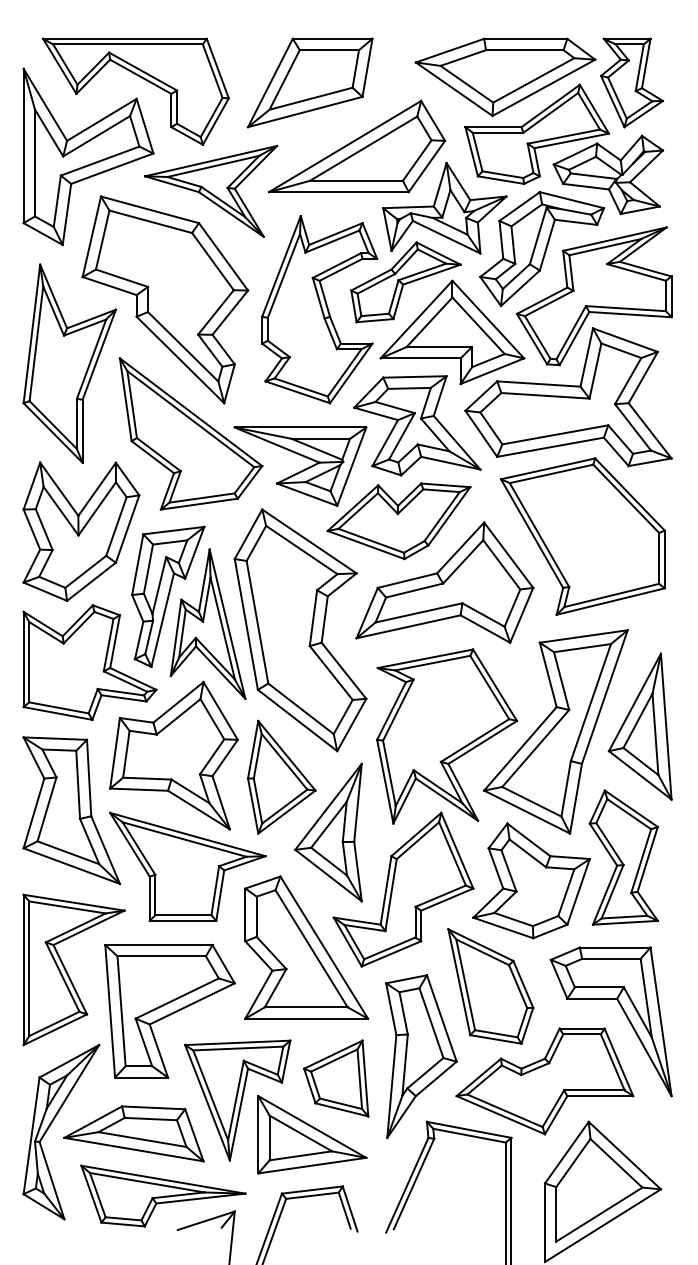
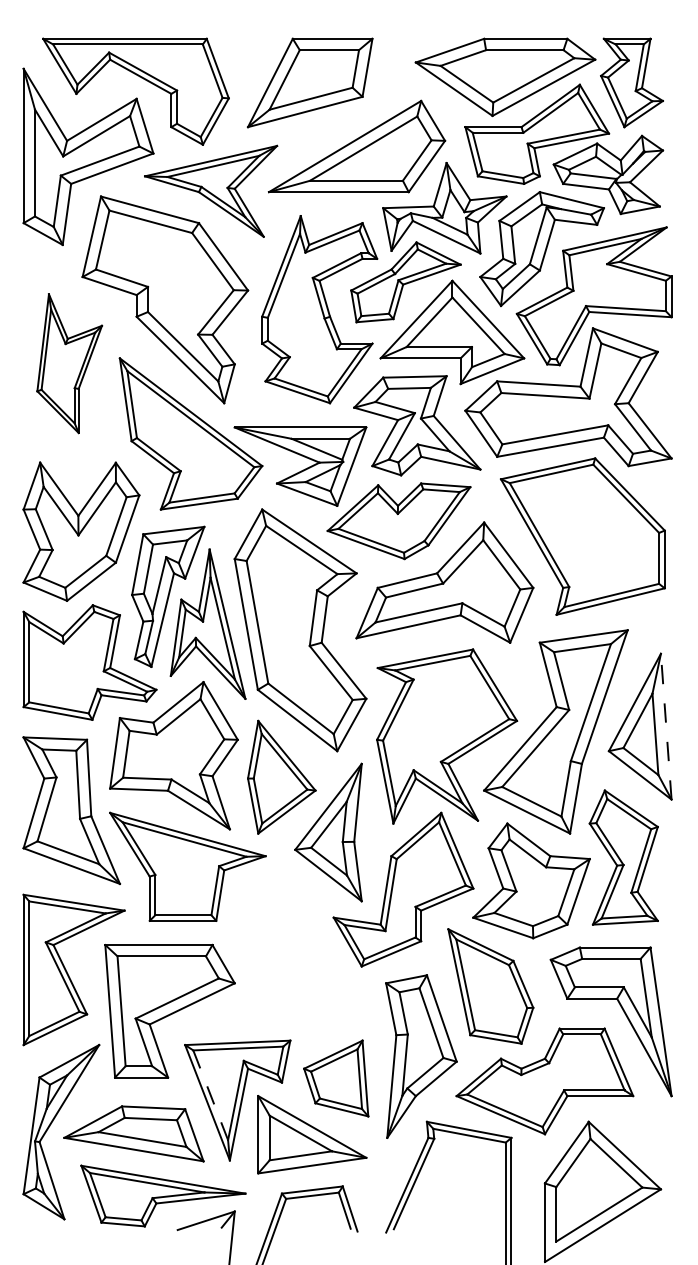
part size: 95x201 px -> 68x142 px (69, 363)
line: solid -> dashed (666, 726)
part: present -> none (306, 947)
line: solid -> dashed (210, 1095)
